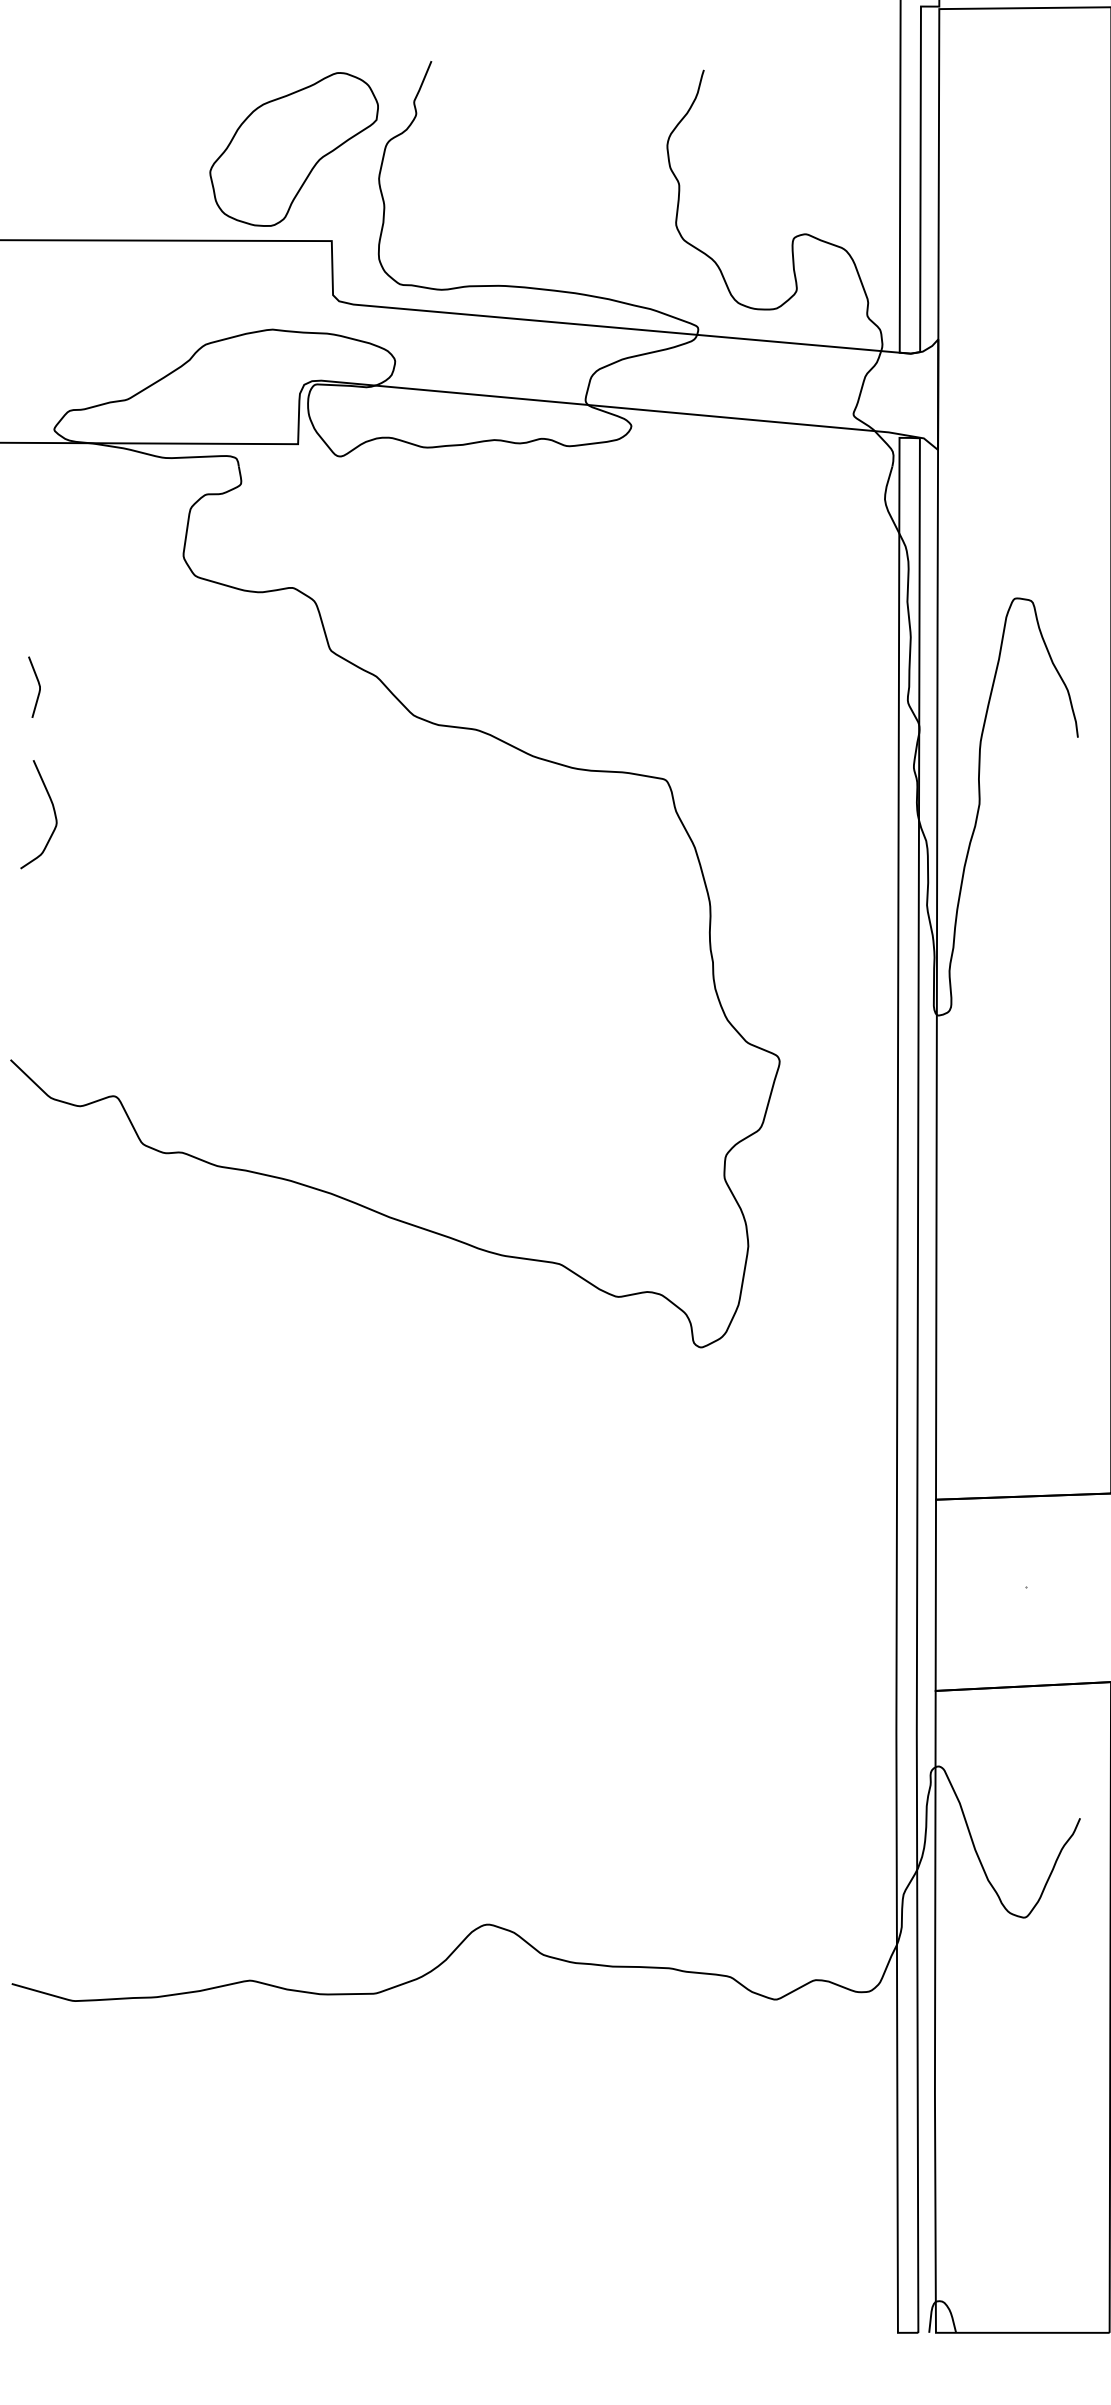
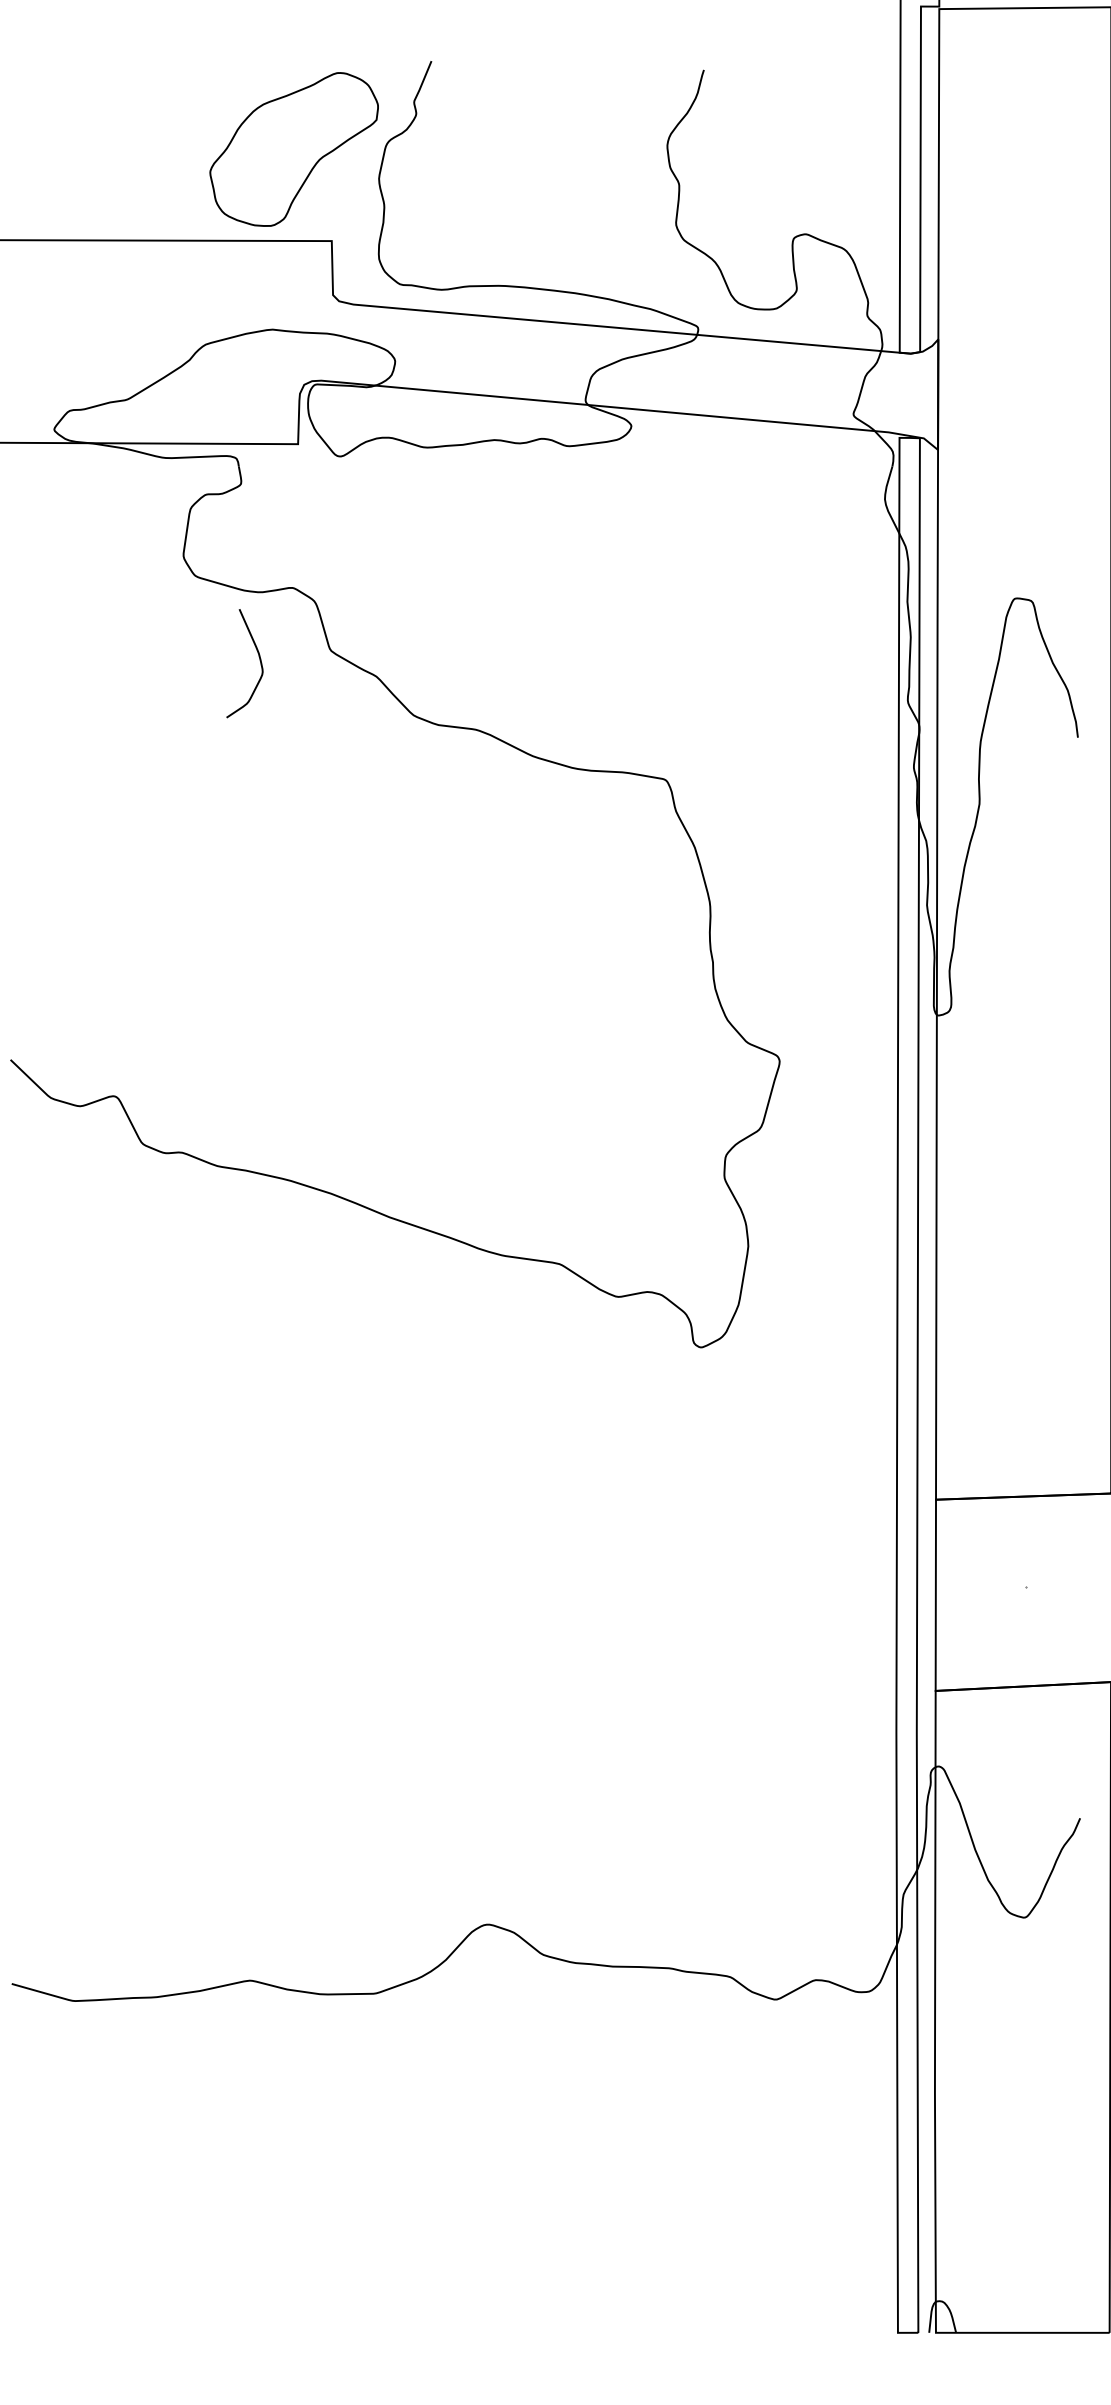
curve: present -> none (38, 685)
curve position: (53, 811) -> (259, 660) (259, 660)
